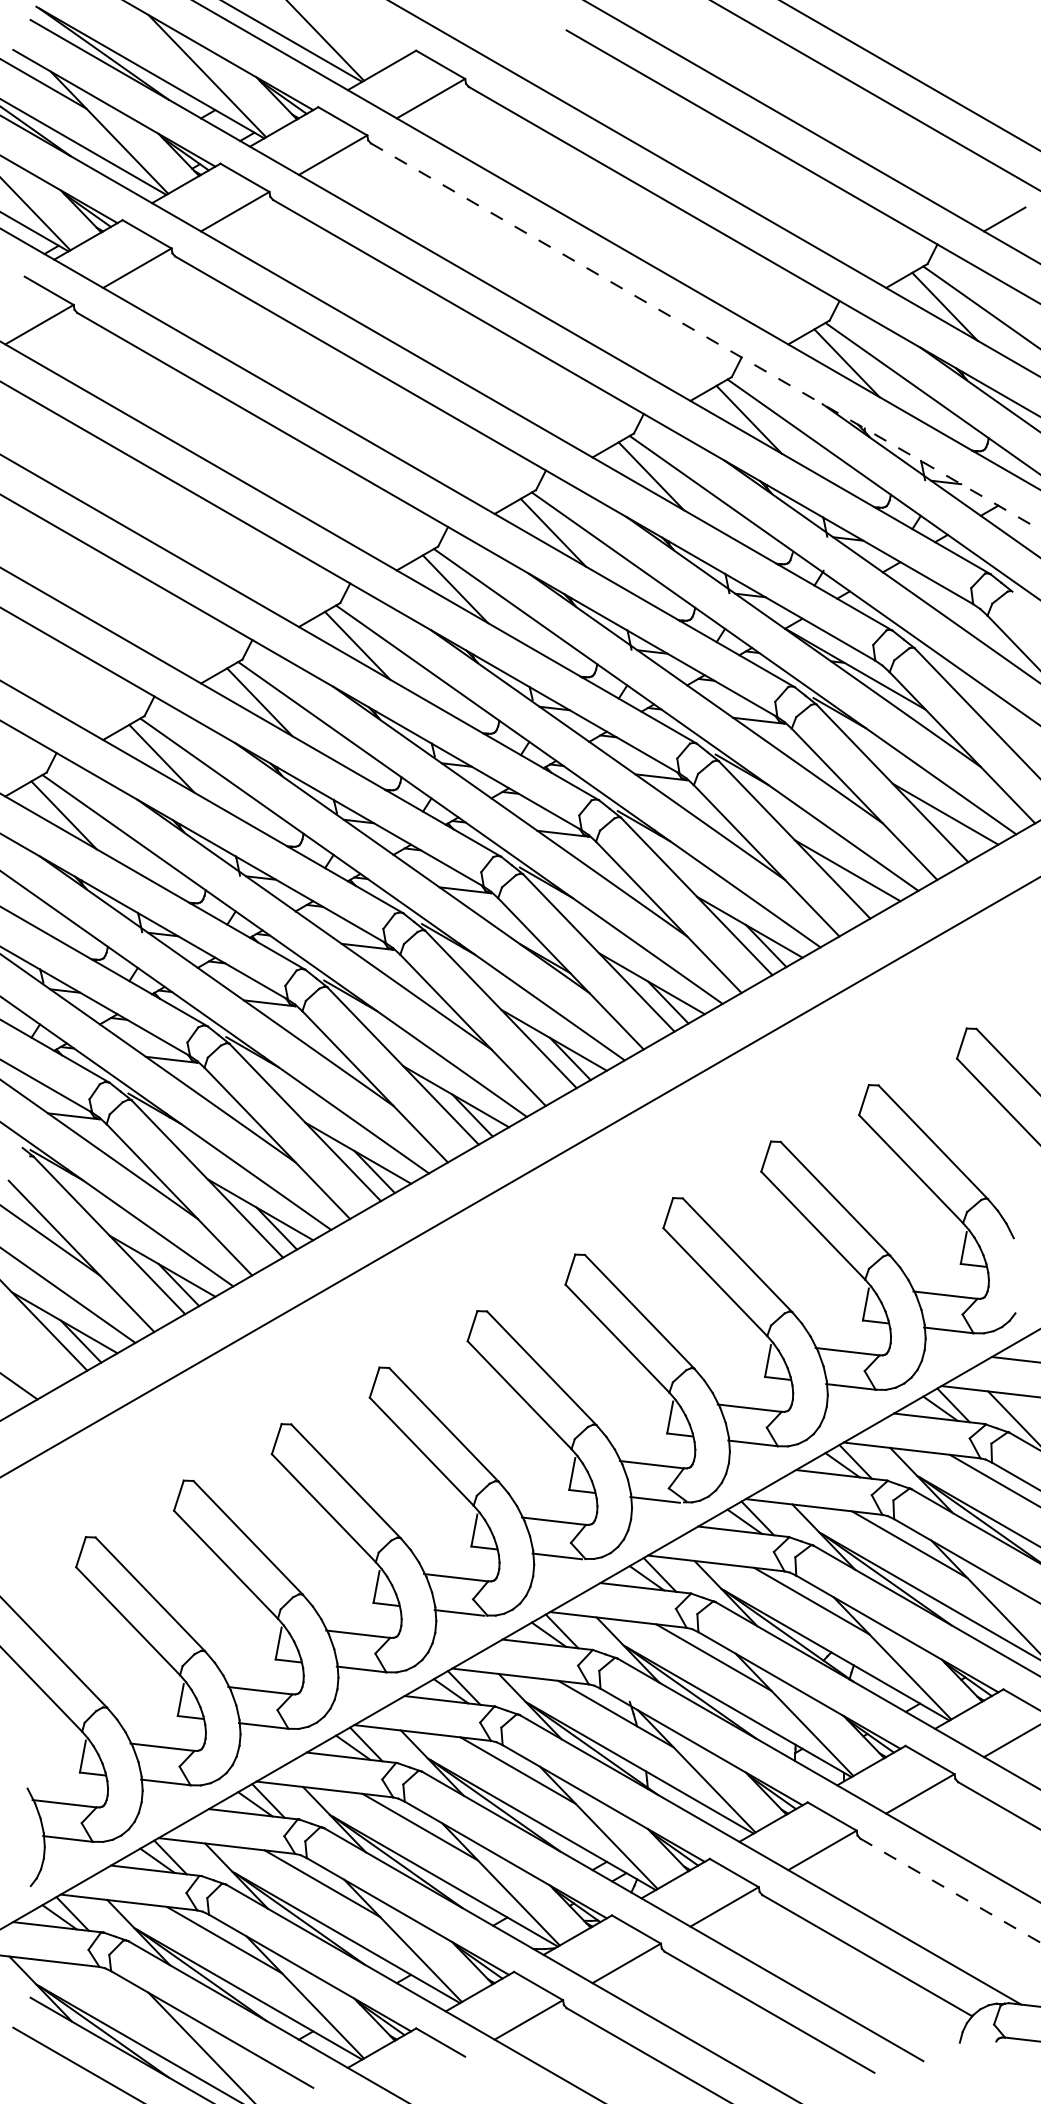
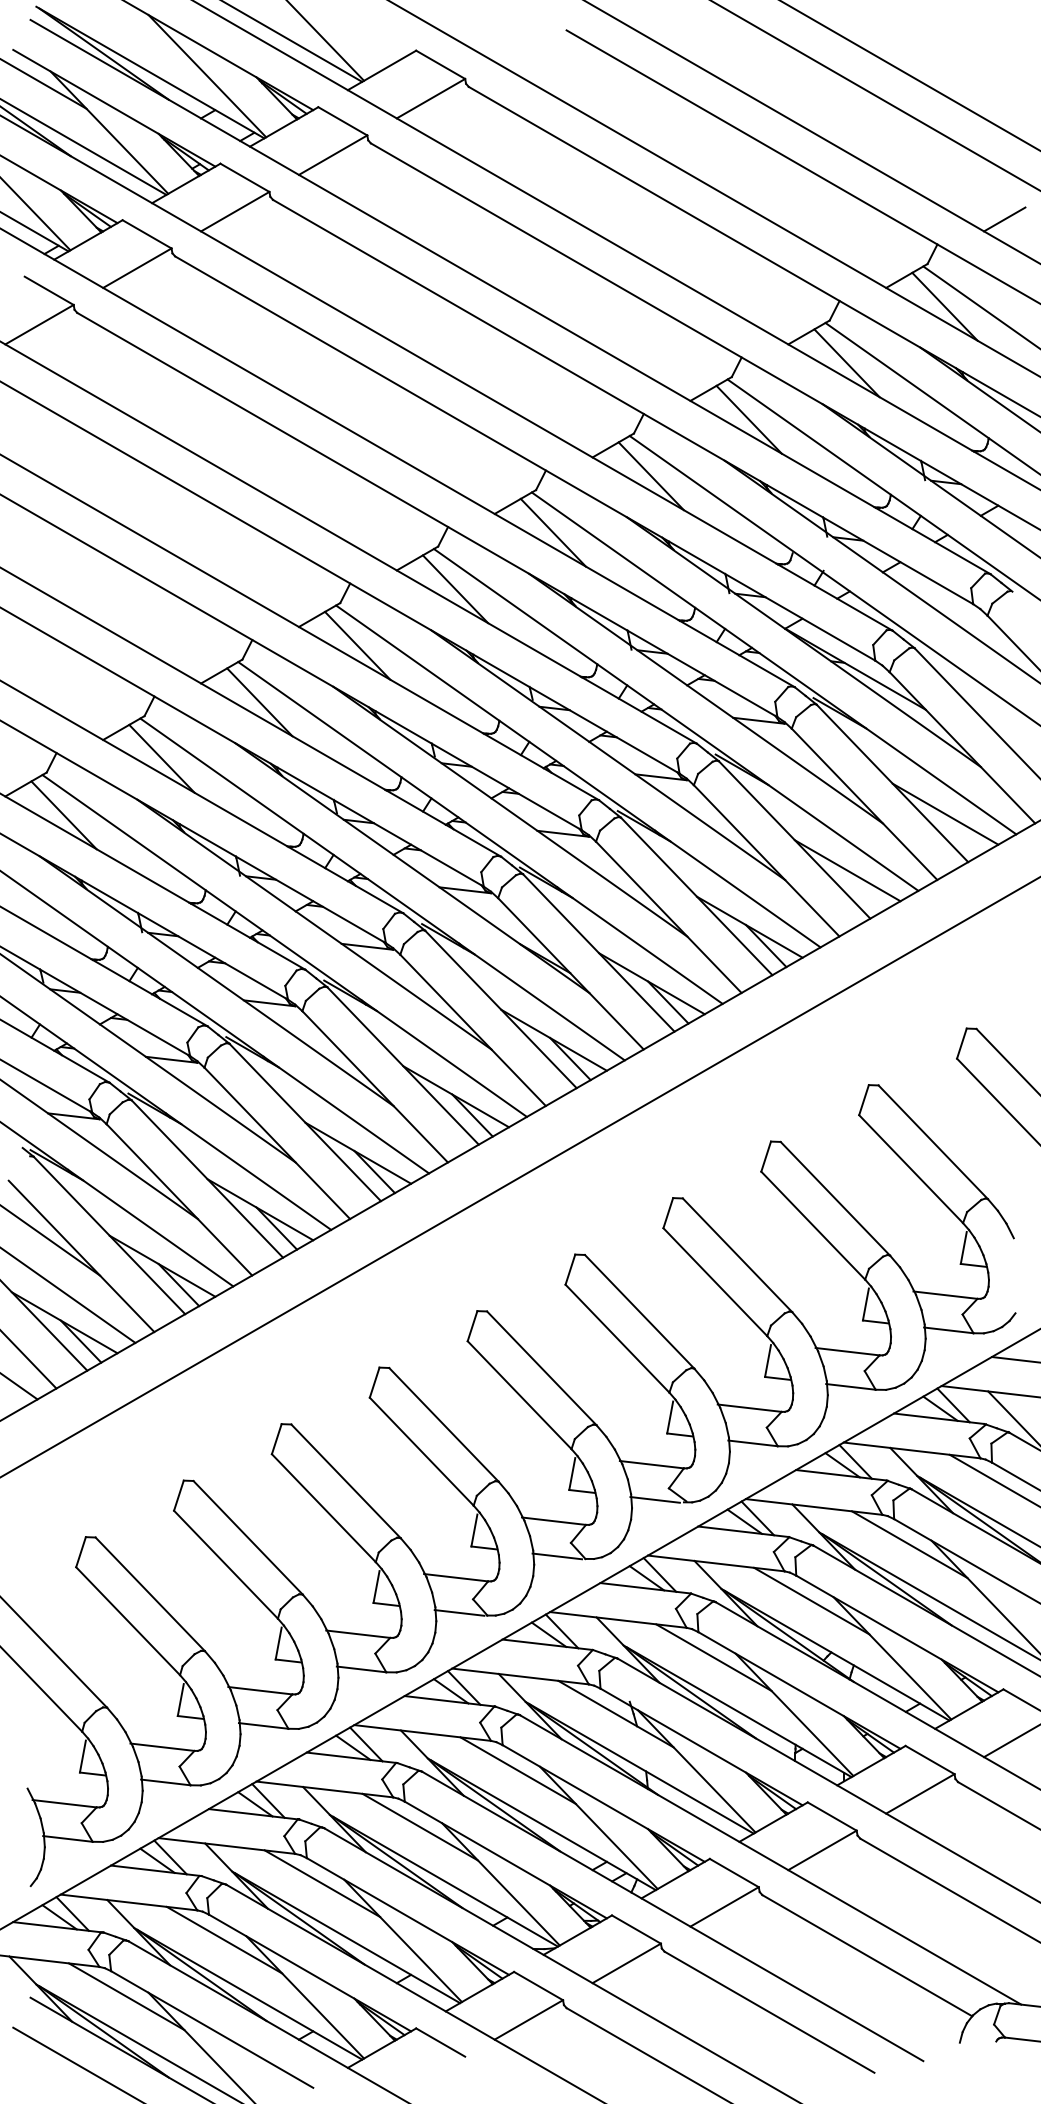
line: dashed -> solid (705, 336)
line: none -> present (29, 1360)
line: dashed -> solid (950, 1890)
line: none -> present (126, 1996)
